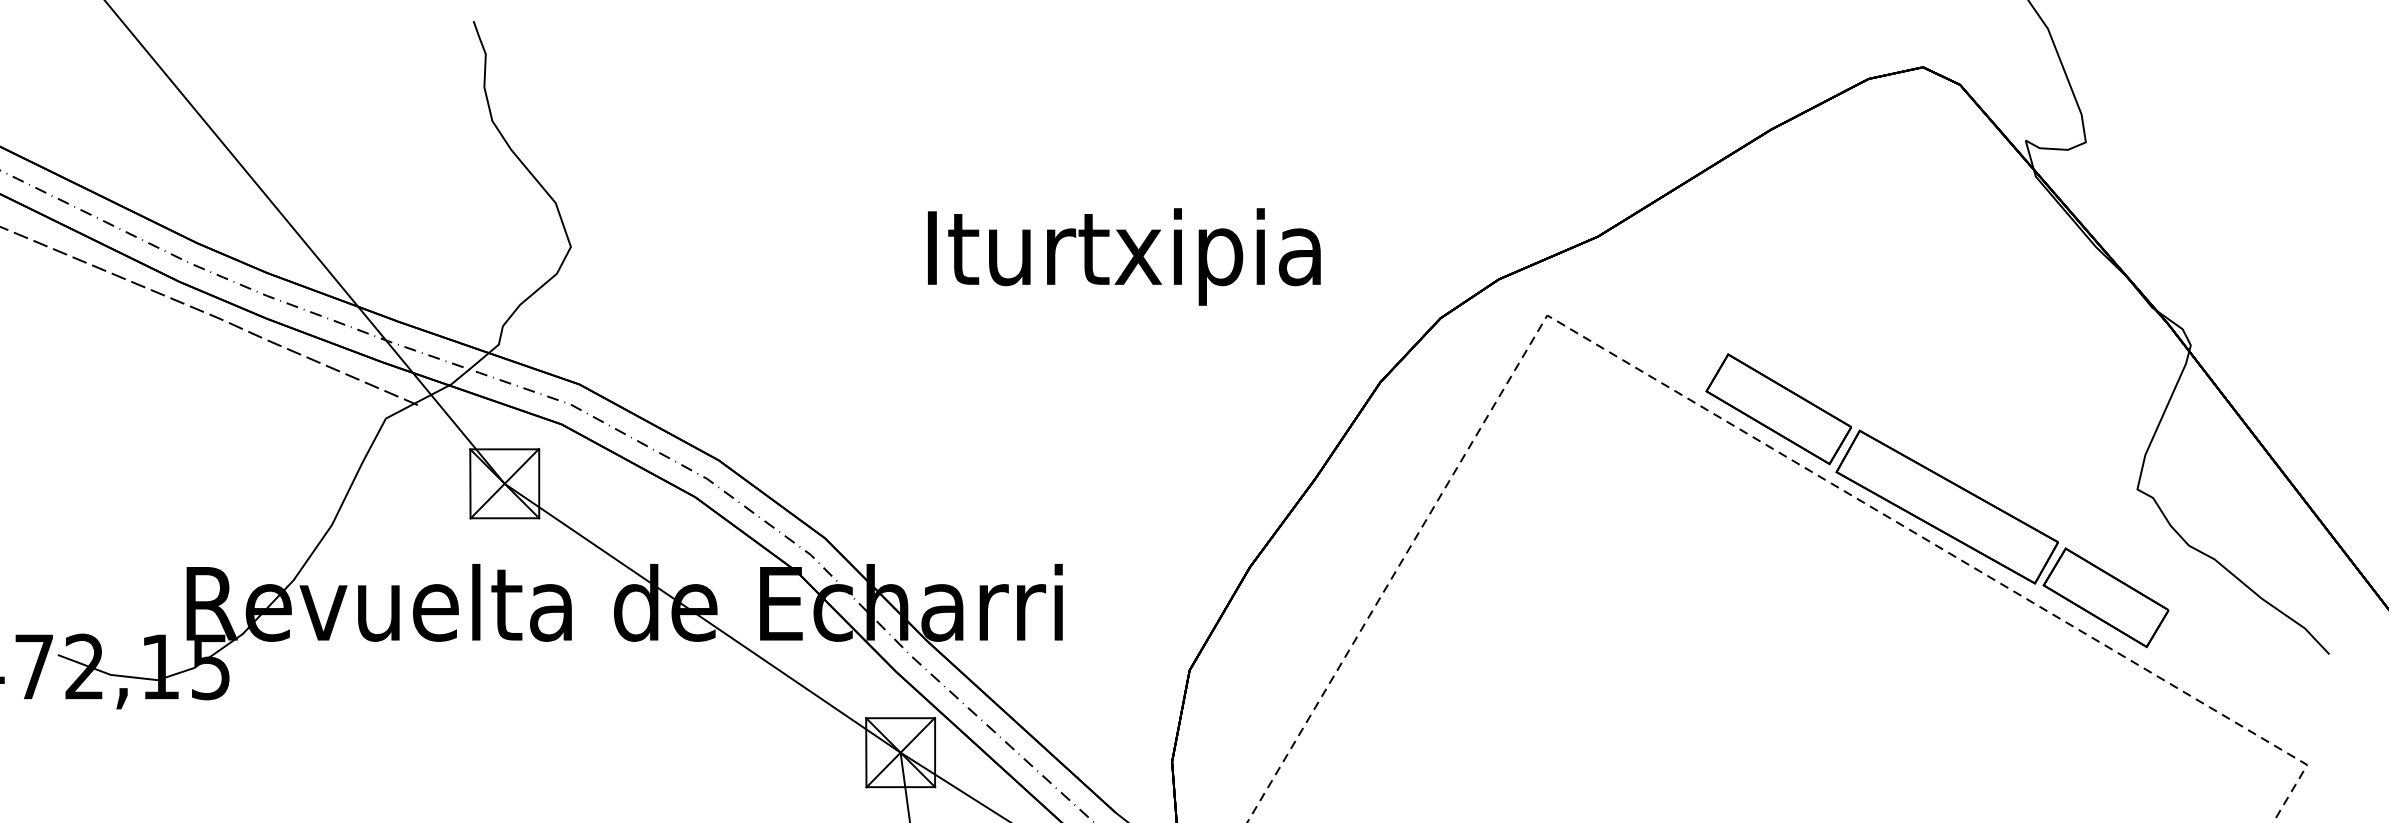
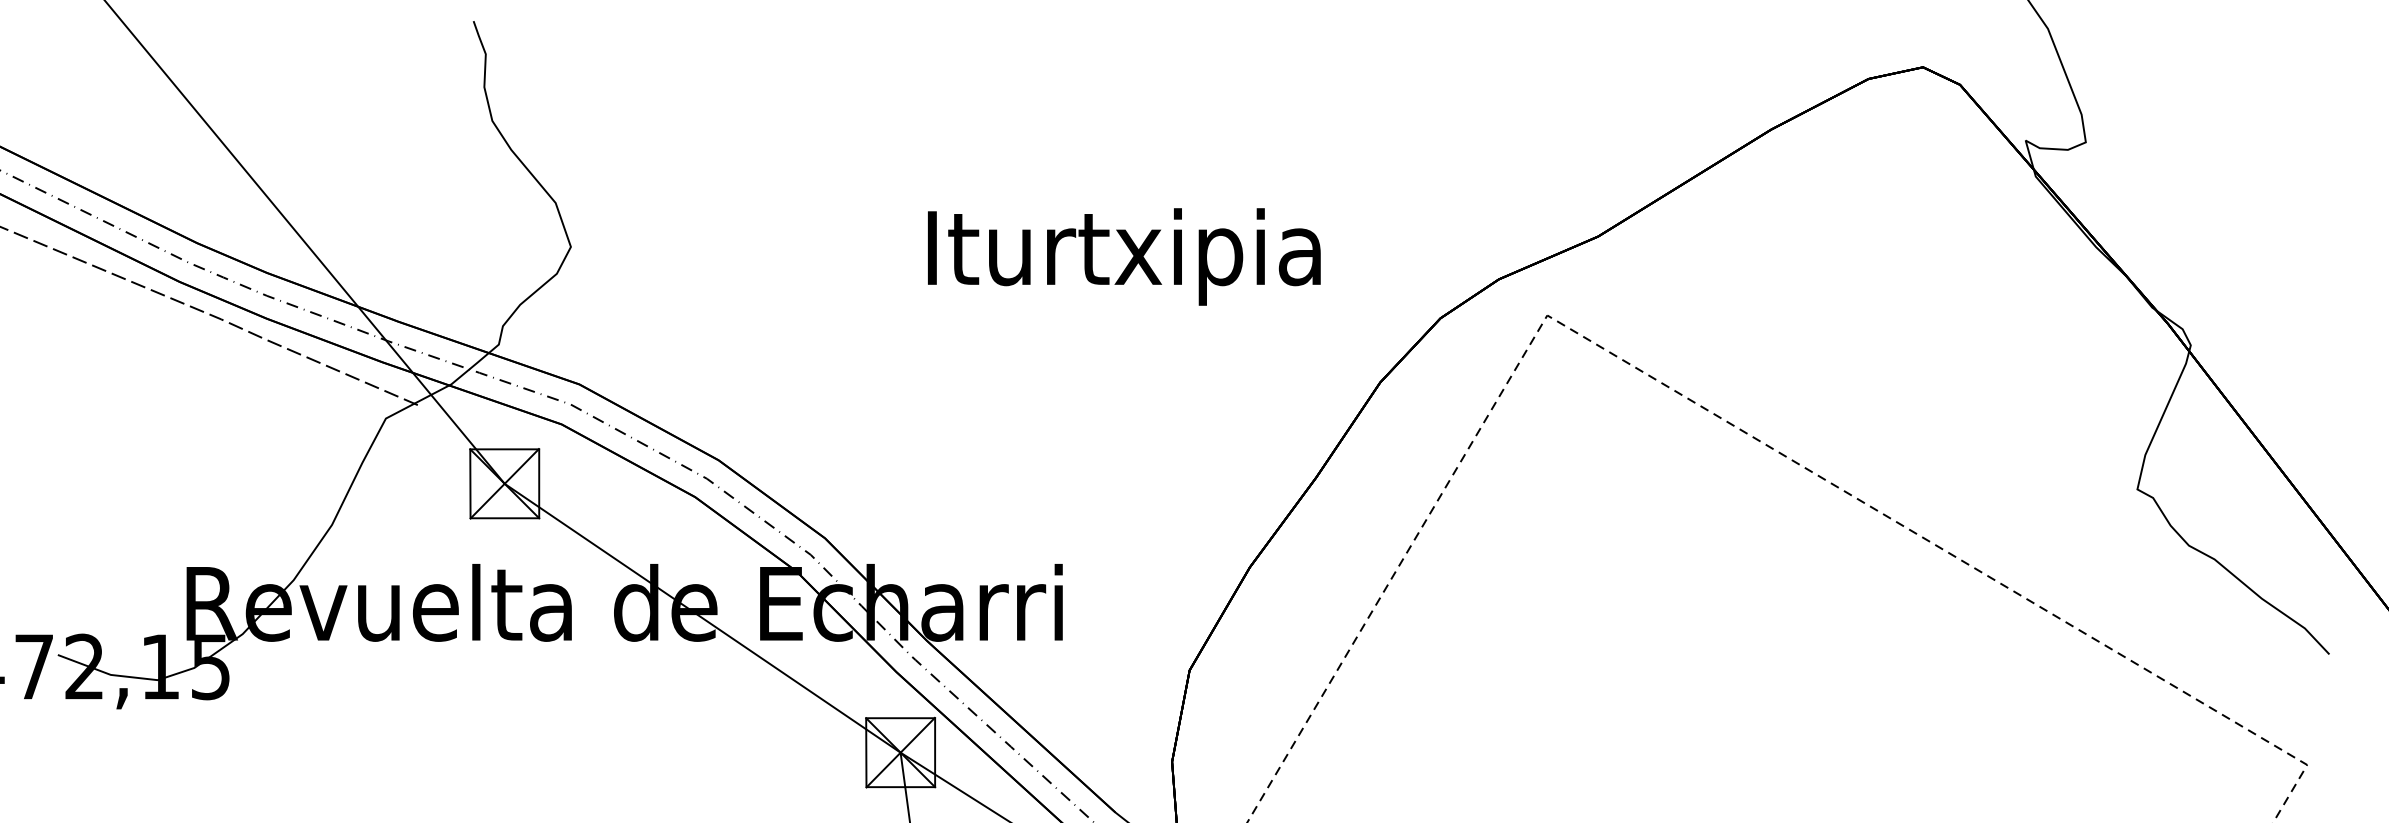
part: present -> none (1937, 500)
